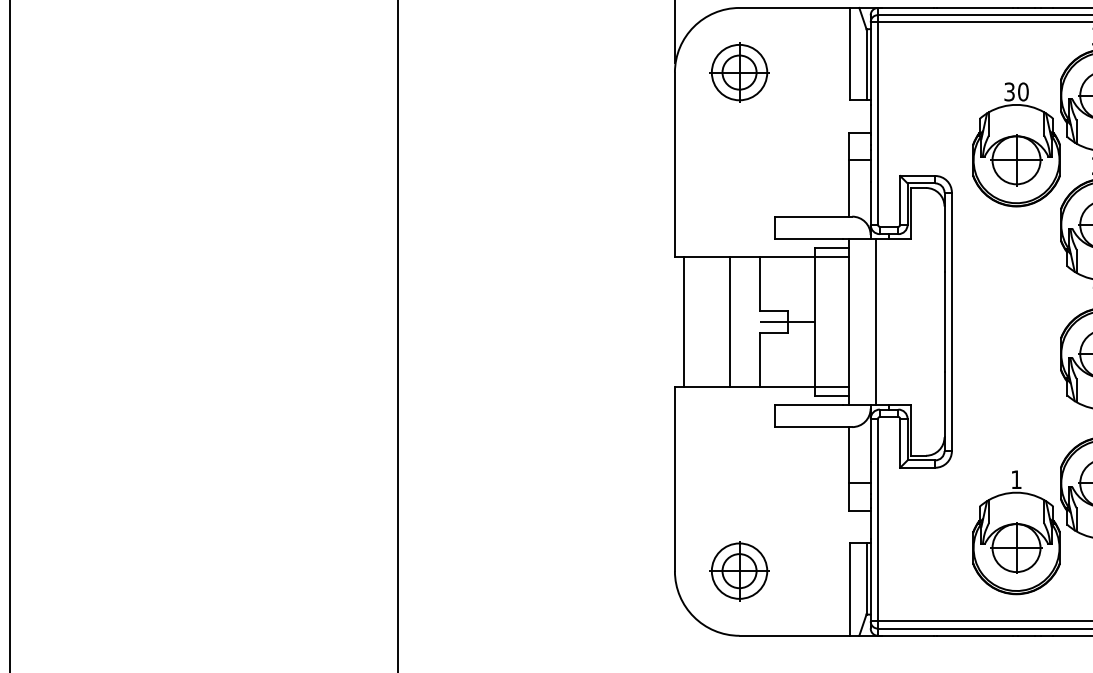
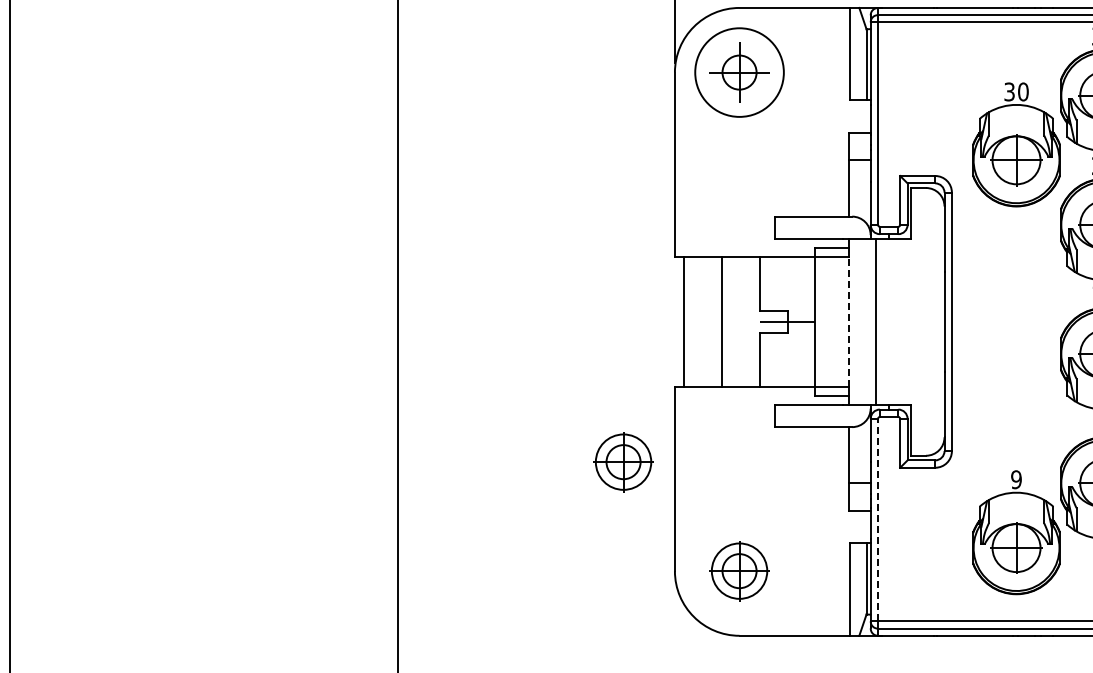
circle diameter: 55 px -> 89 px (739, 72)
line position: (730, 321) -> (722, 321) (722, 321)
line: solid -> dashed (848, 321)
part: none -> present (623, 462)
text: 1 -> 9 (1016, 479)
line: solid -> dashed (878, 519)
